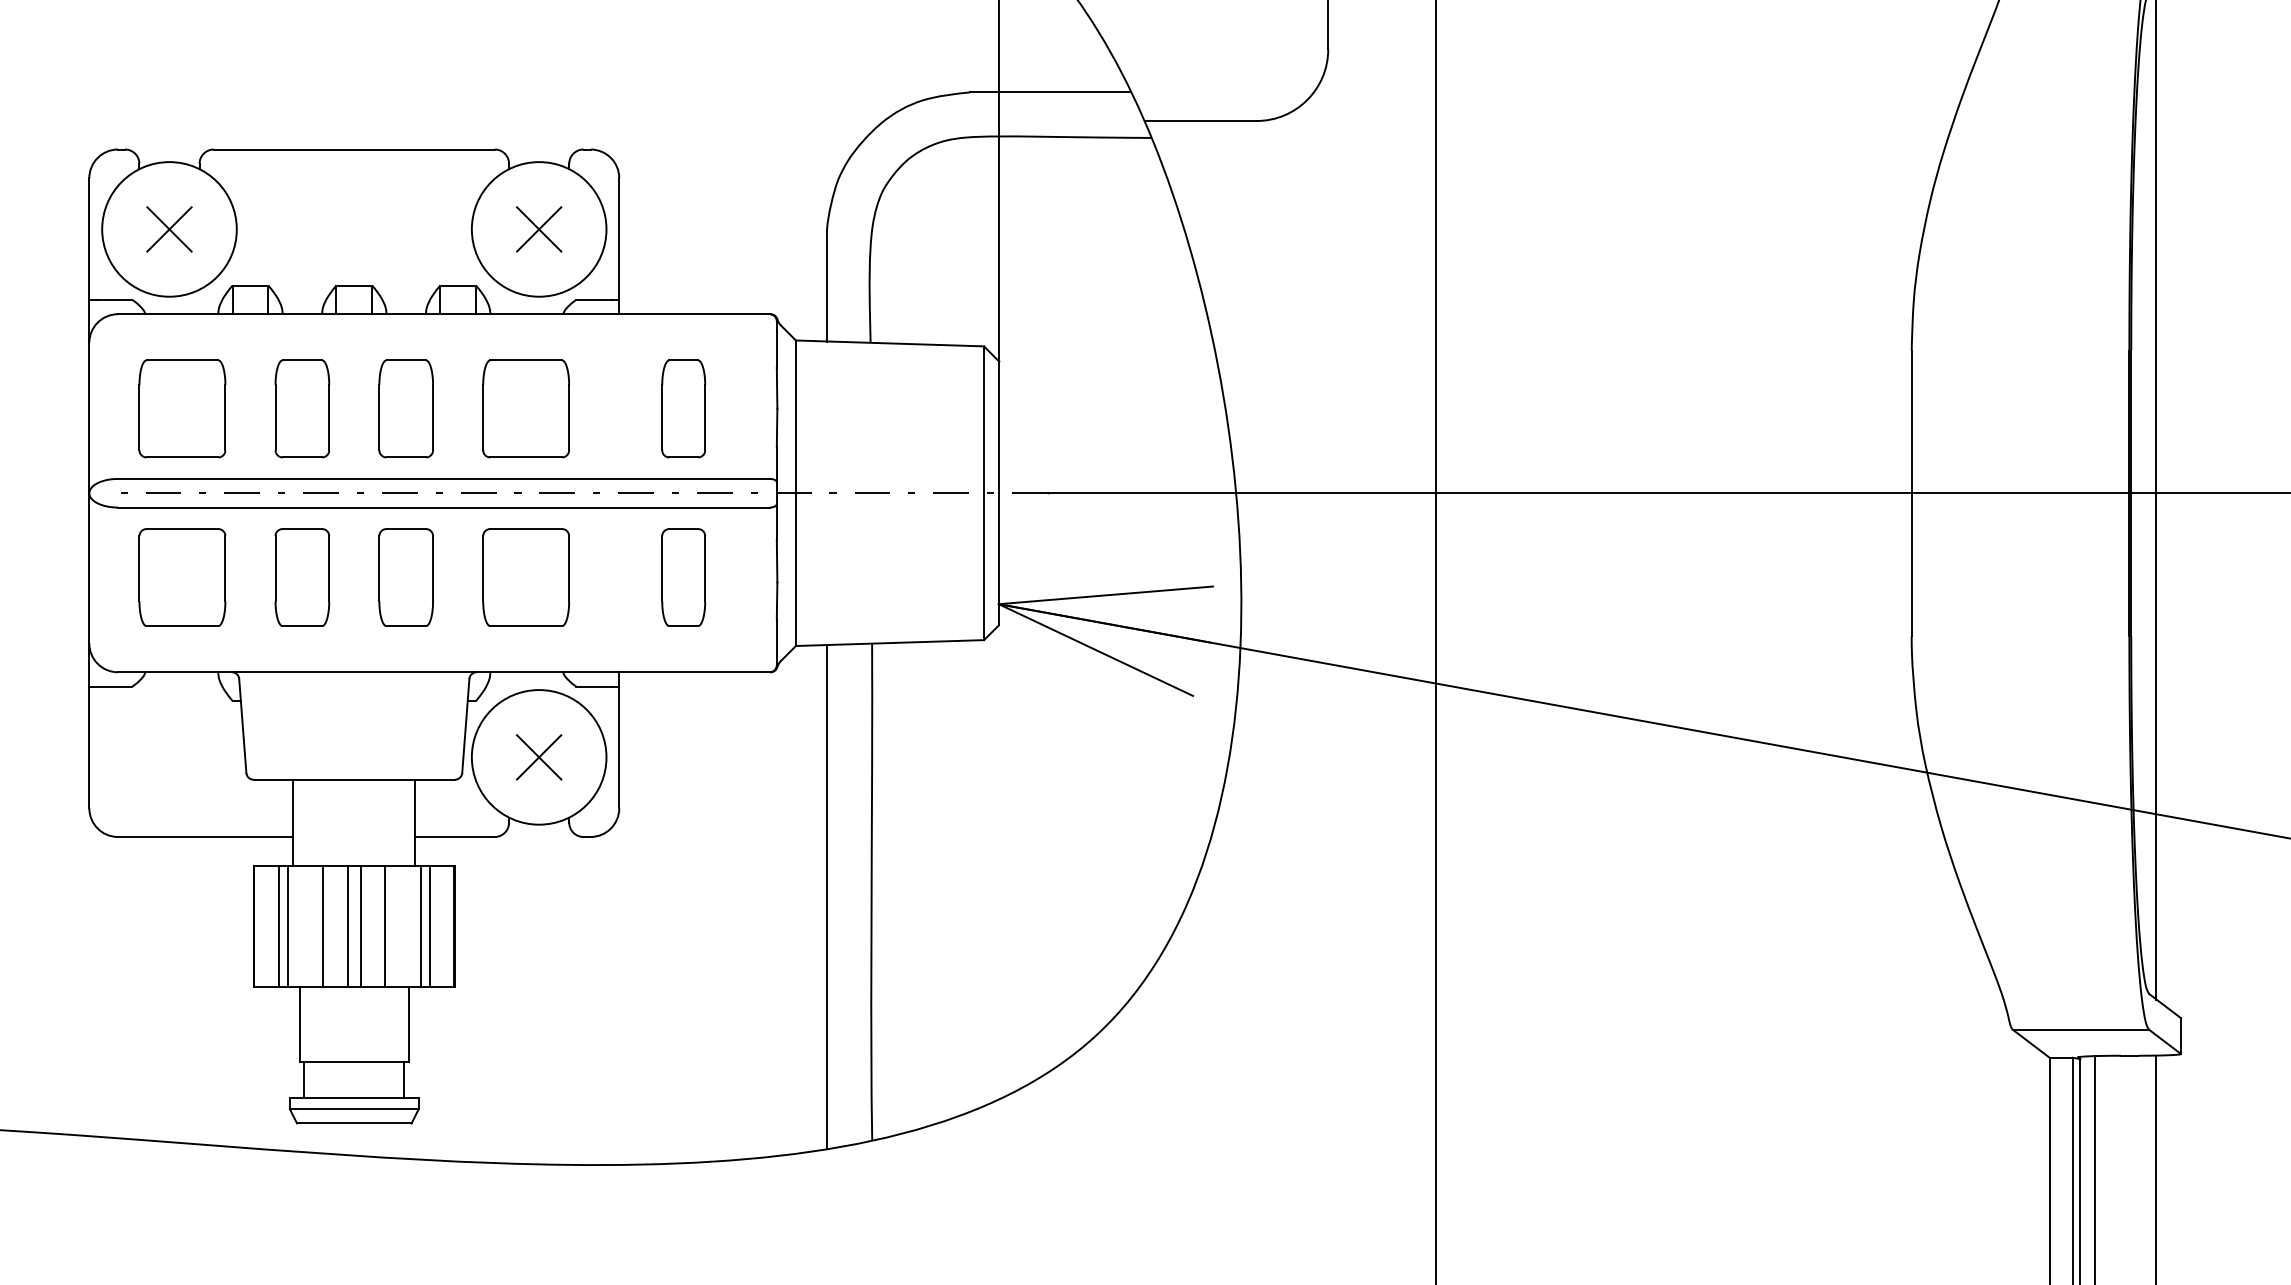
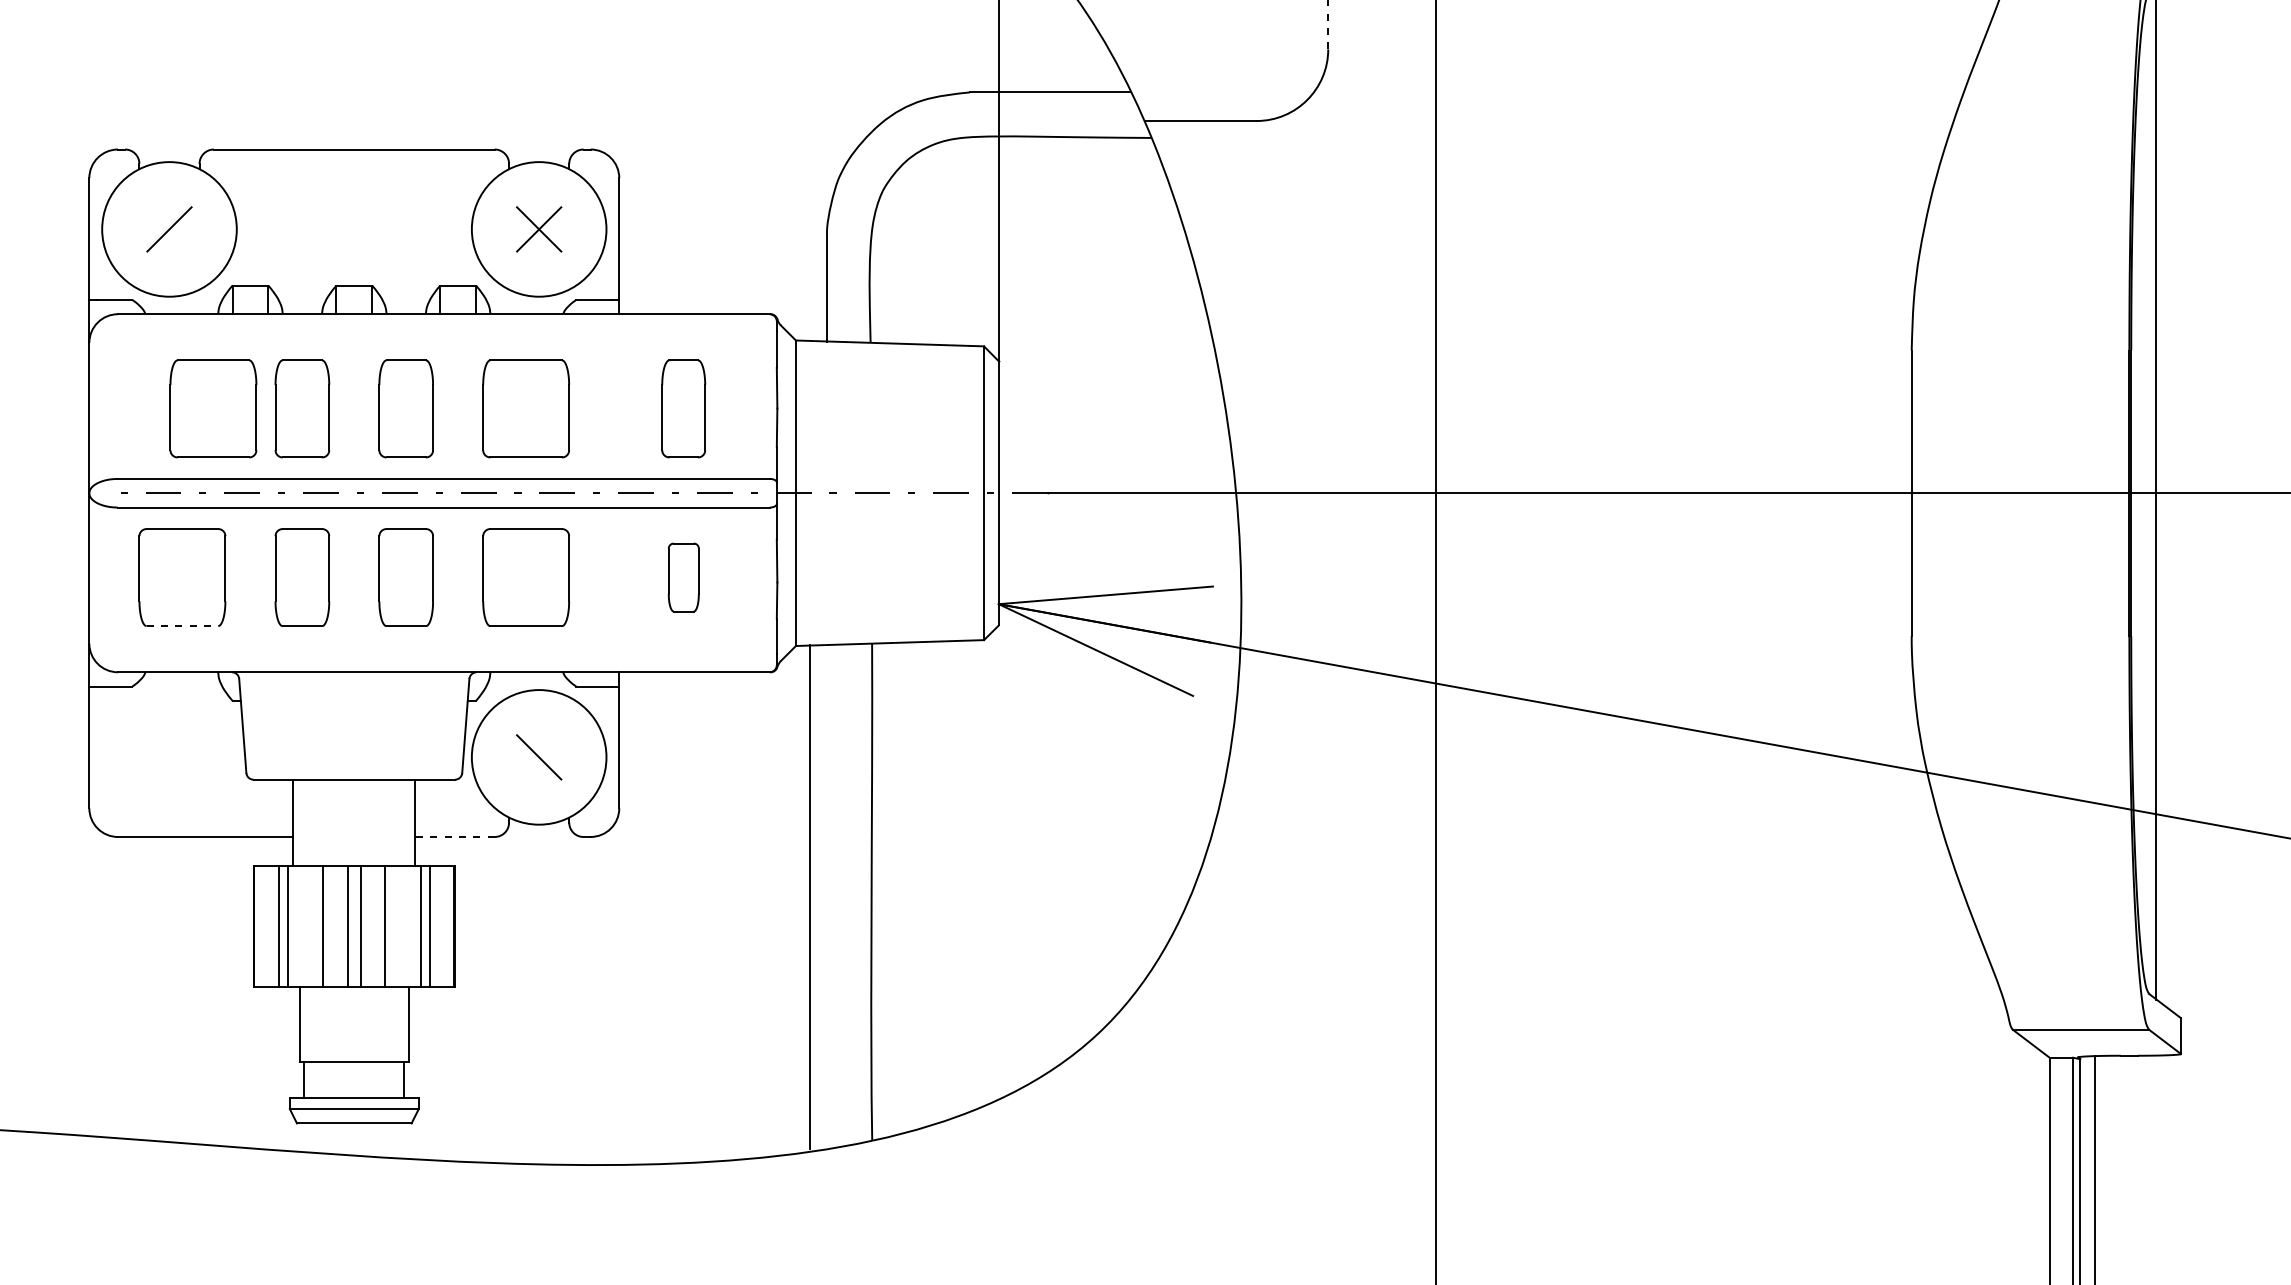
line: solid -> dashed (1328, 24)
line: present -> none (169, 229)
part position: (182, 408) -> (213, 408) (213, 408)
part size: 46x99 px -> 33x71 px (683, 577)
line: solid -> dashed (182, 626)
line: present -> none (539, 757)
line: solid -> dashed (454, 836)
line position: (826, 897) -> (809, 897) (809, 897)
line: present -> none (2156, 1168)
